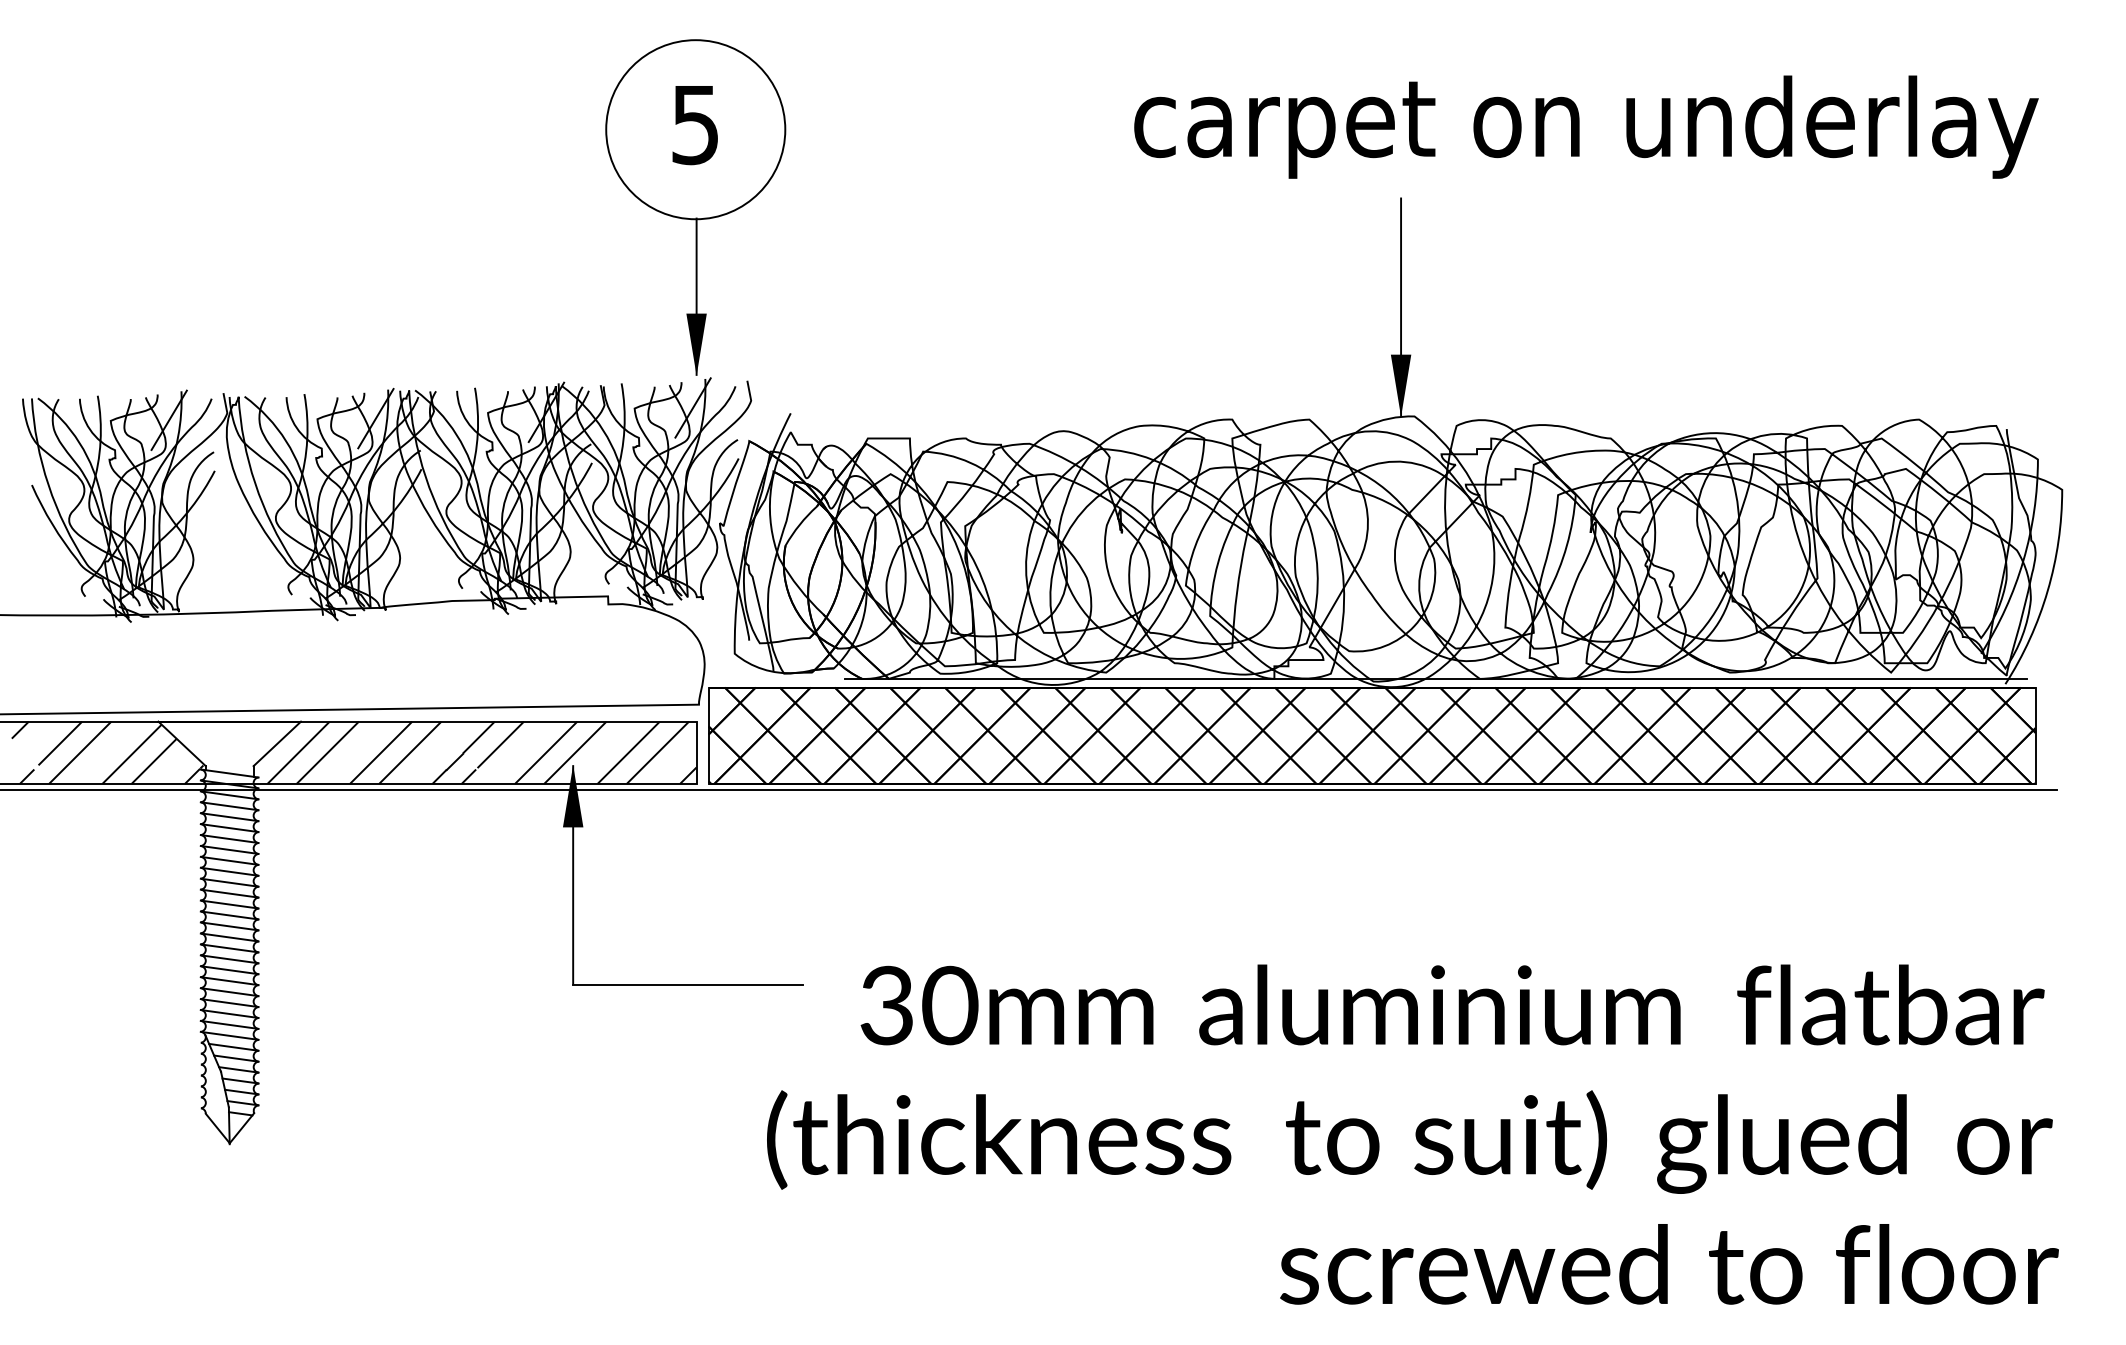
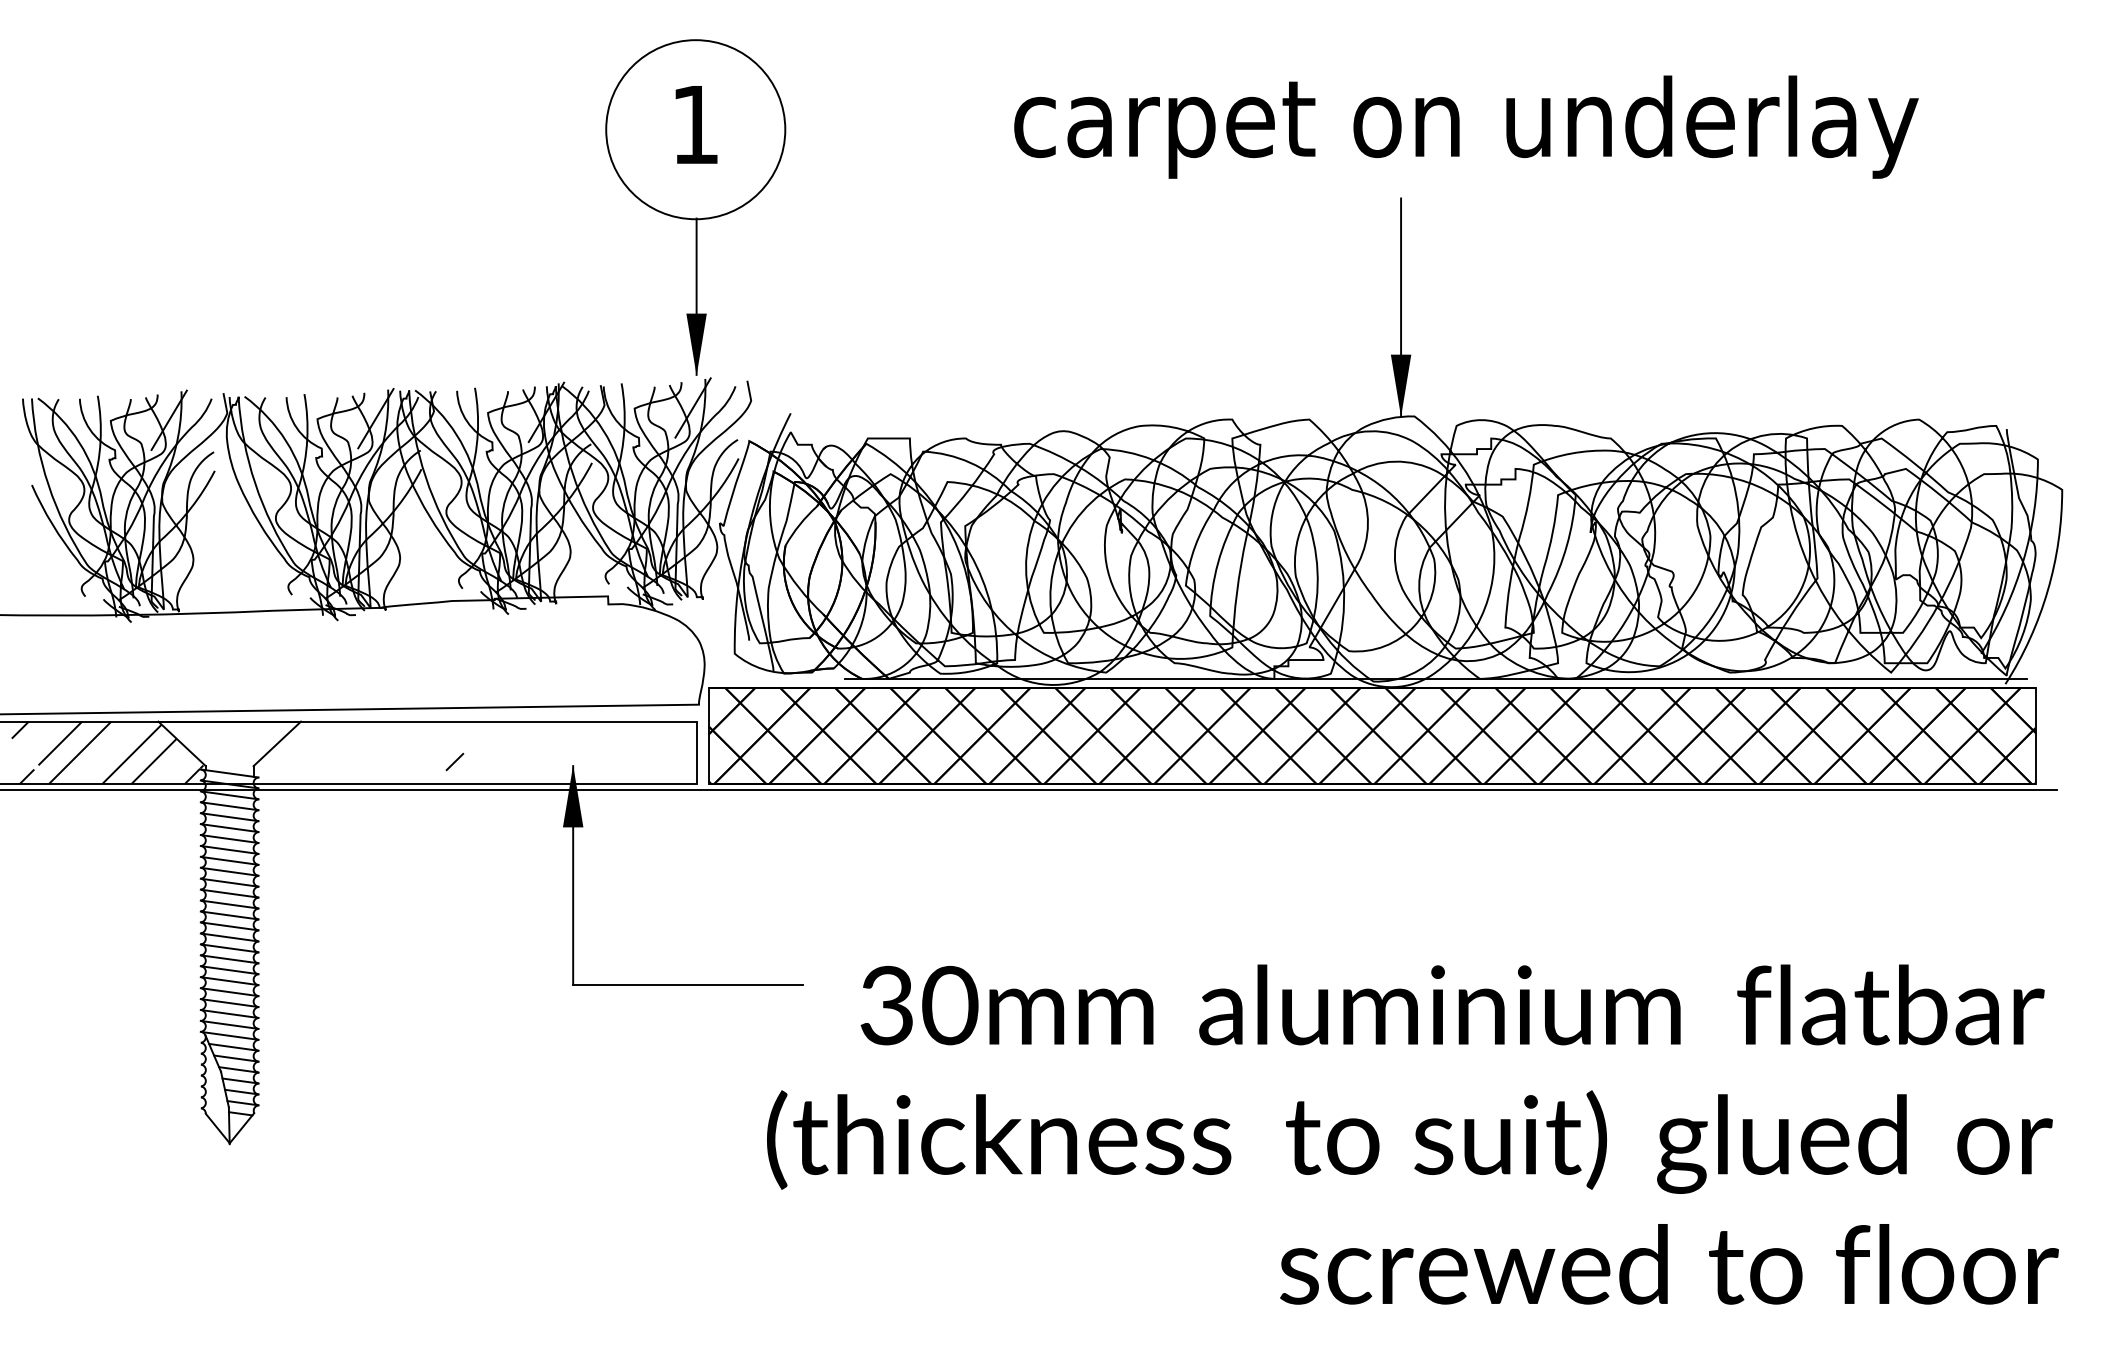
text: 5 -> 1 (694, 125)
text position: (1586, 126) -> (1466, 126) (1466, 126)
hatch: present -> none (481, 752)
